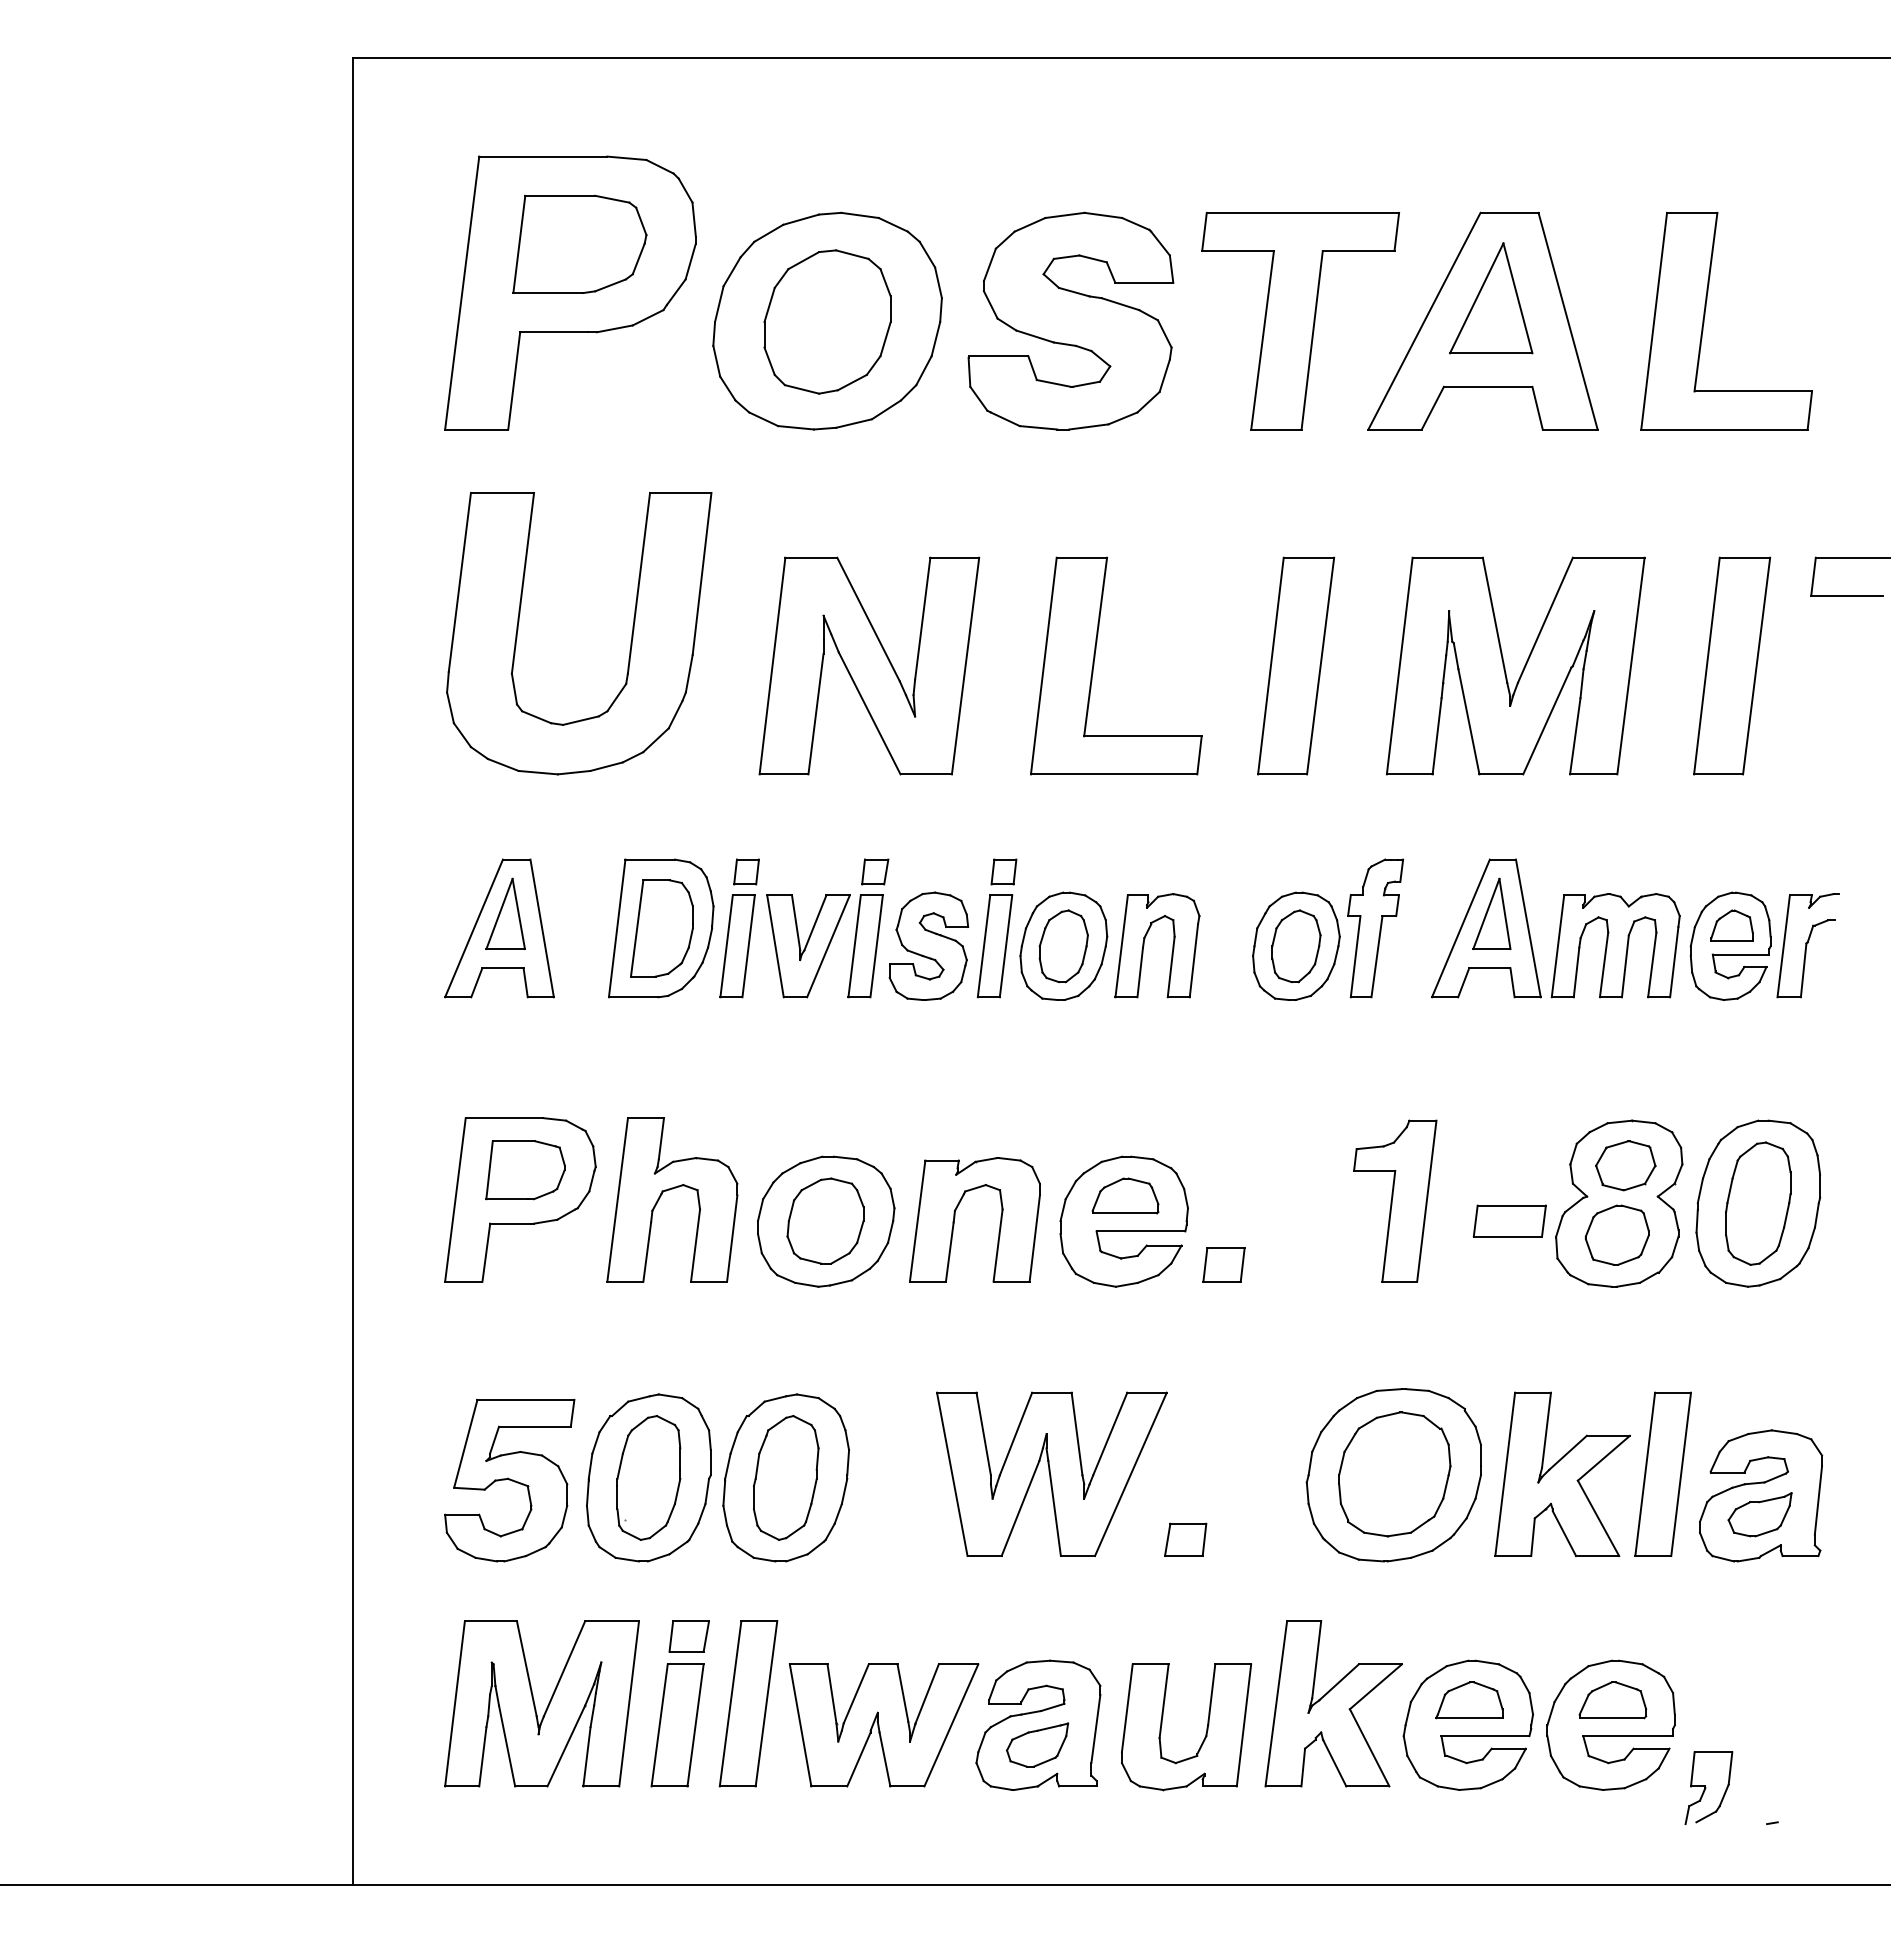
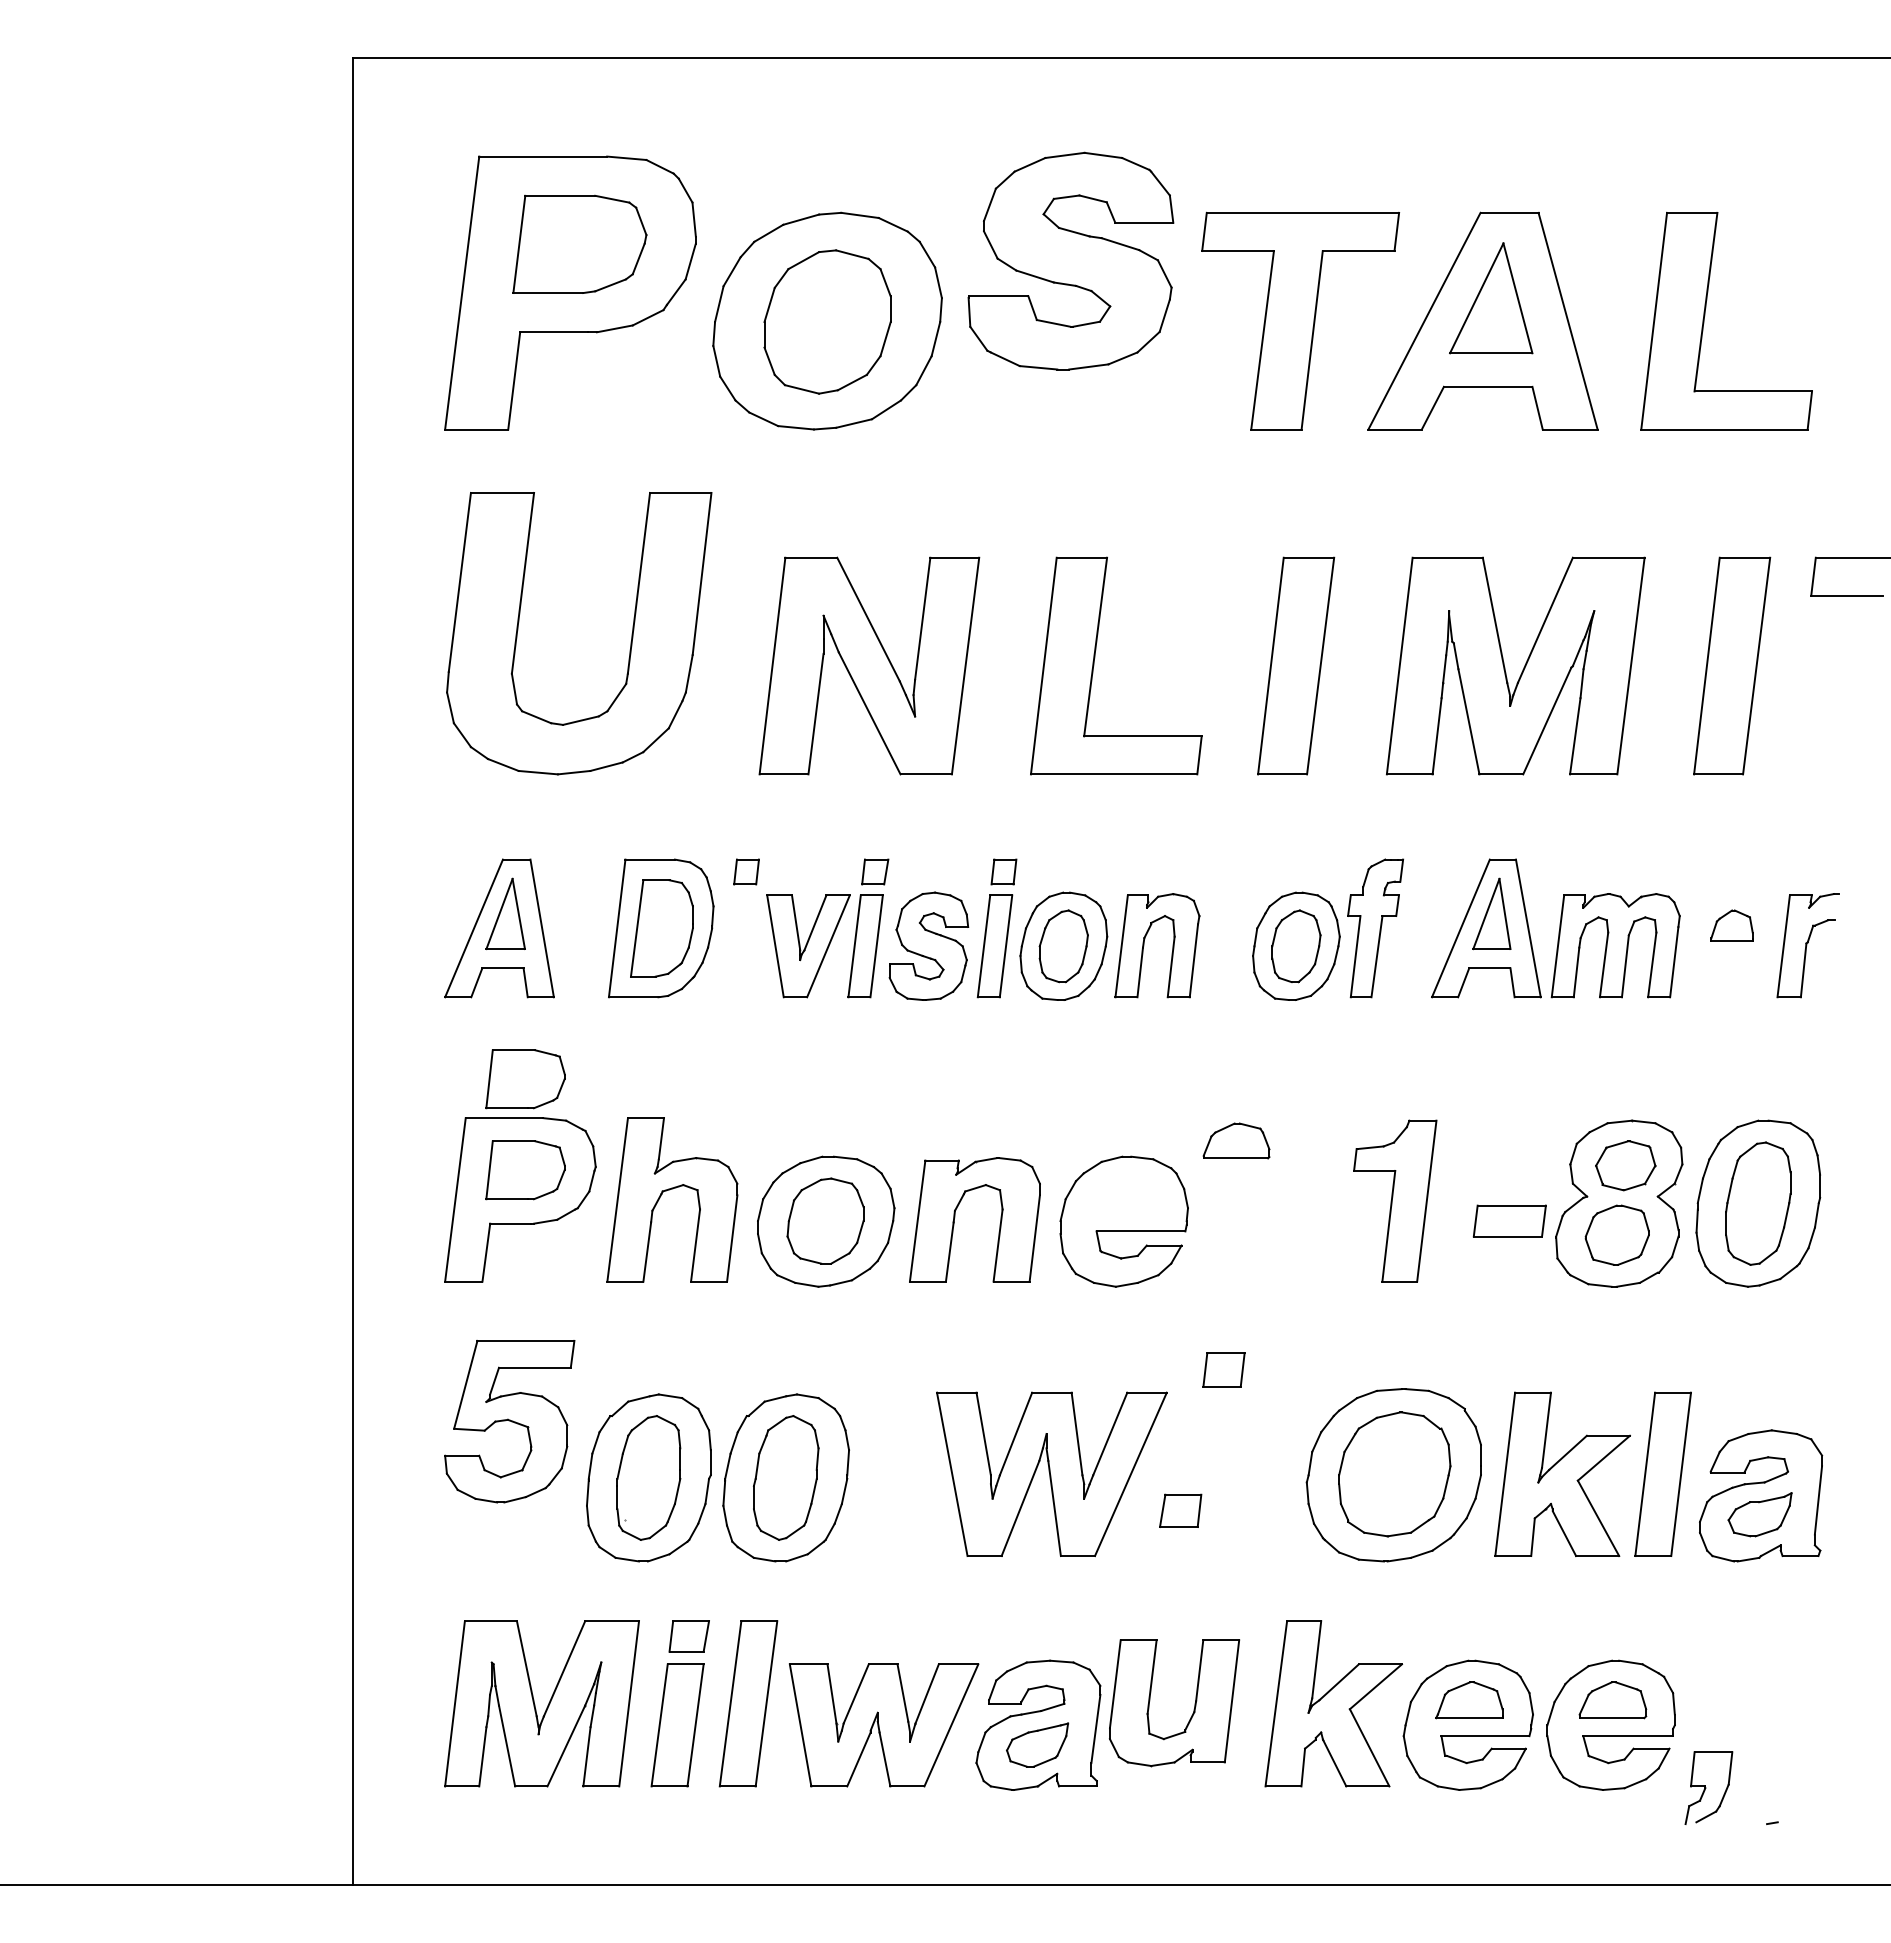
part position: (1070, 320) -> (1070, 260) (1070, 260)
part: present -> none (1730, 945)
part: present -> none (737, 946)
part: none -> present (525, 1079)
part position: (1125, 1195) -> (1236, 1140) (1236, 1140)
part position: (1223, 1264) -> (1223, 1369) (1223, 1369)
part position: (509, 1480) -> (509, 1421) (509, 1421)
part position: (1185, 1539) -> (1180, 1510) (1180, 1510)
part position: (1205, 1733) -> (1193, 1709) (1193, 1709)
